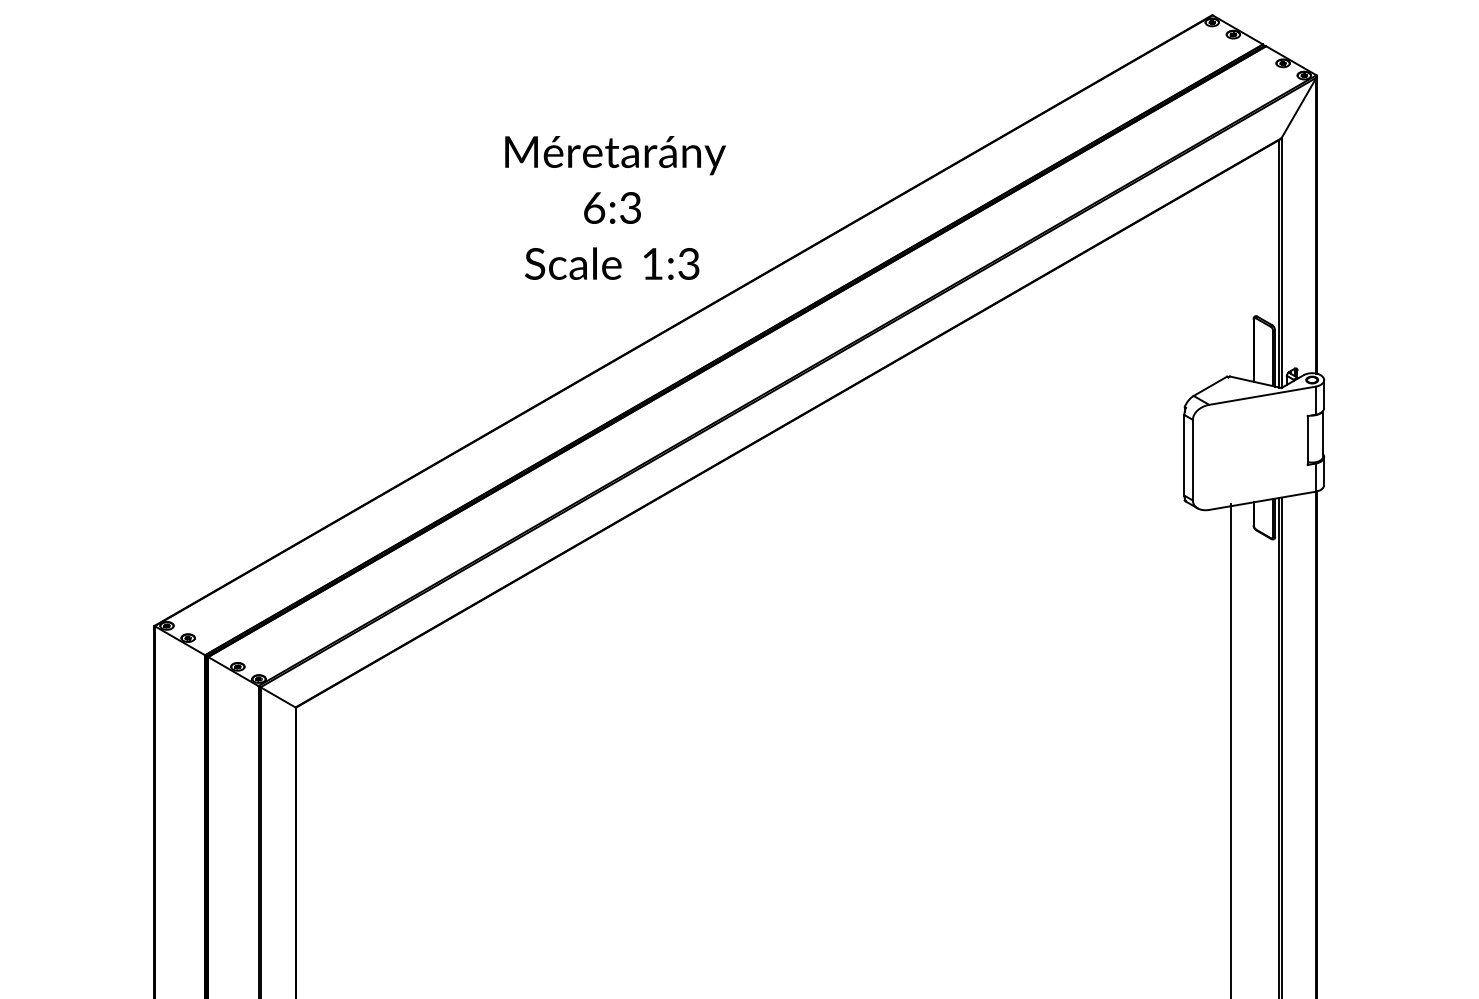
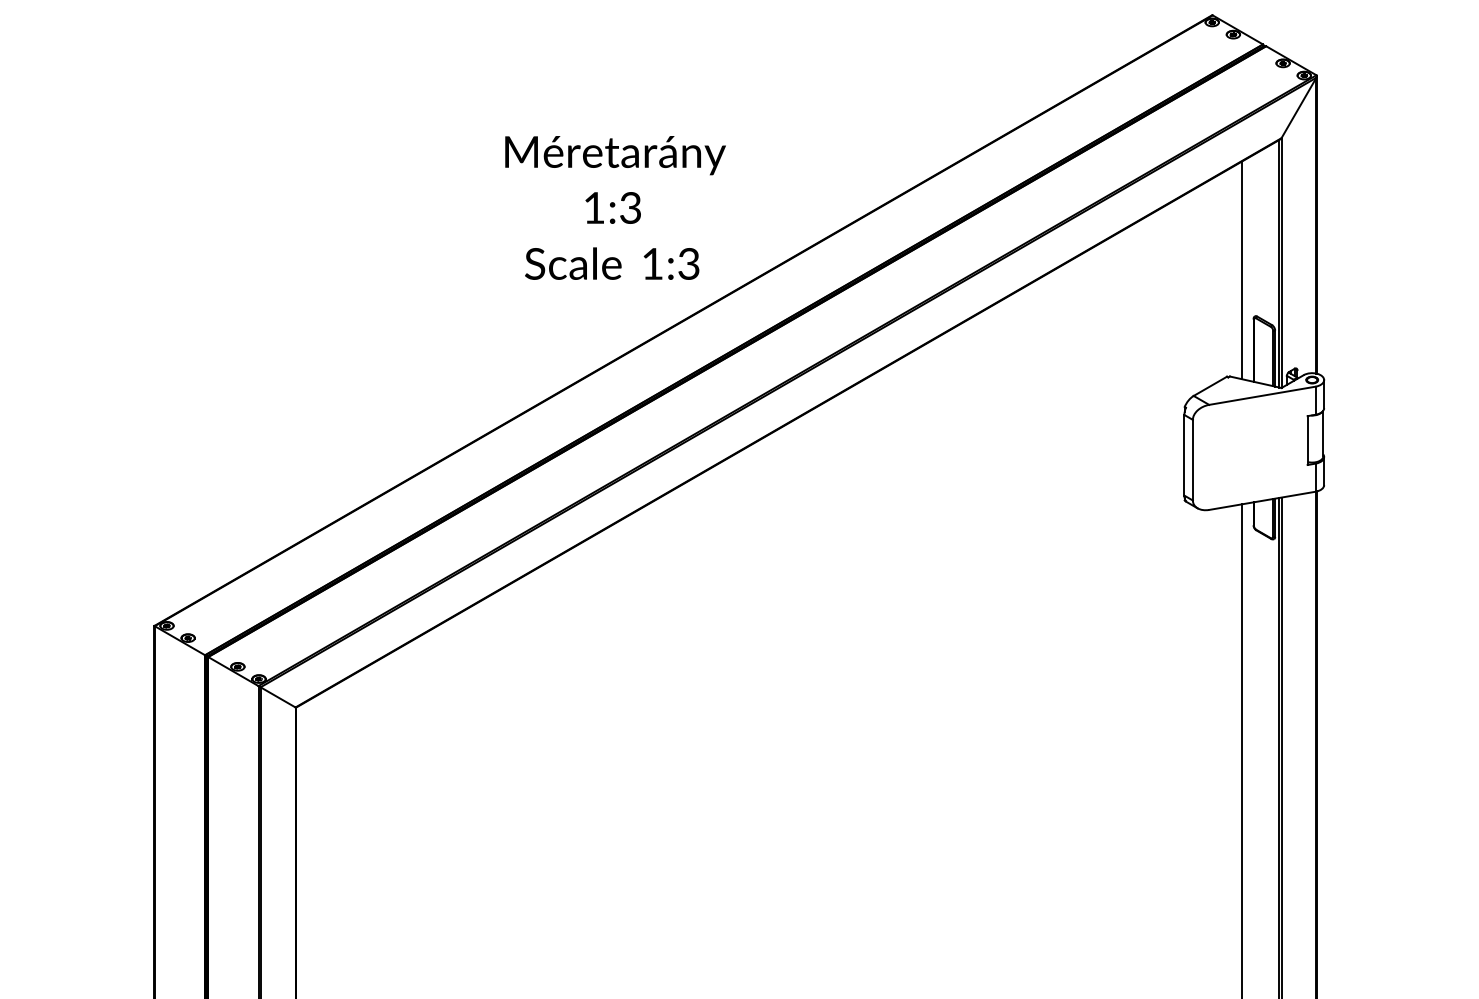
text: 6:3 -> 1:3 (594, 207)
line: none -> present (1241, 270)
line position: (1230, 749) -> (1241, 749) (1241, 749)
